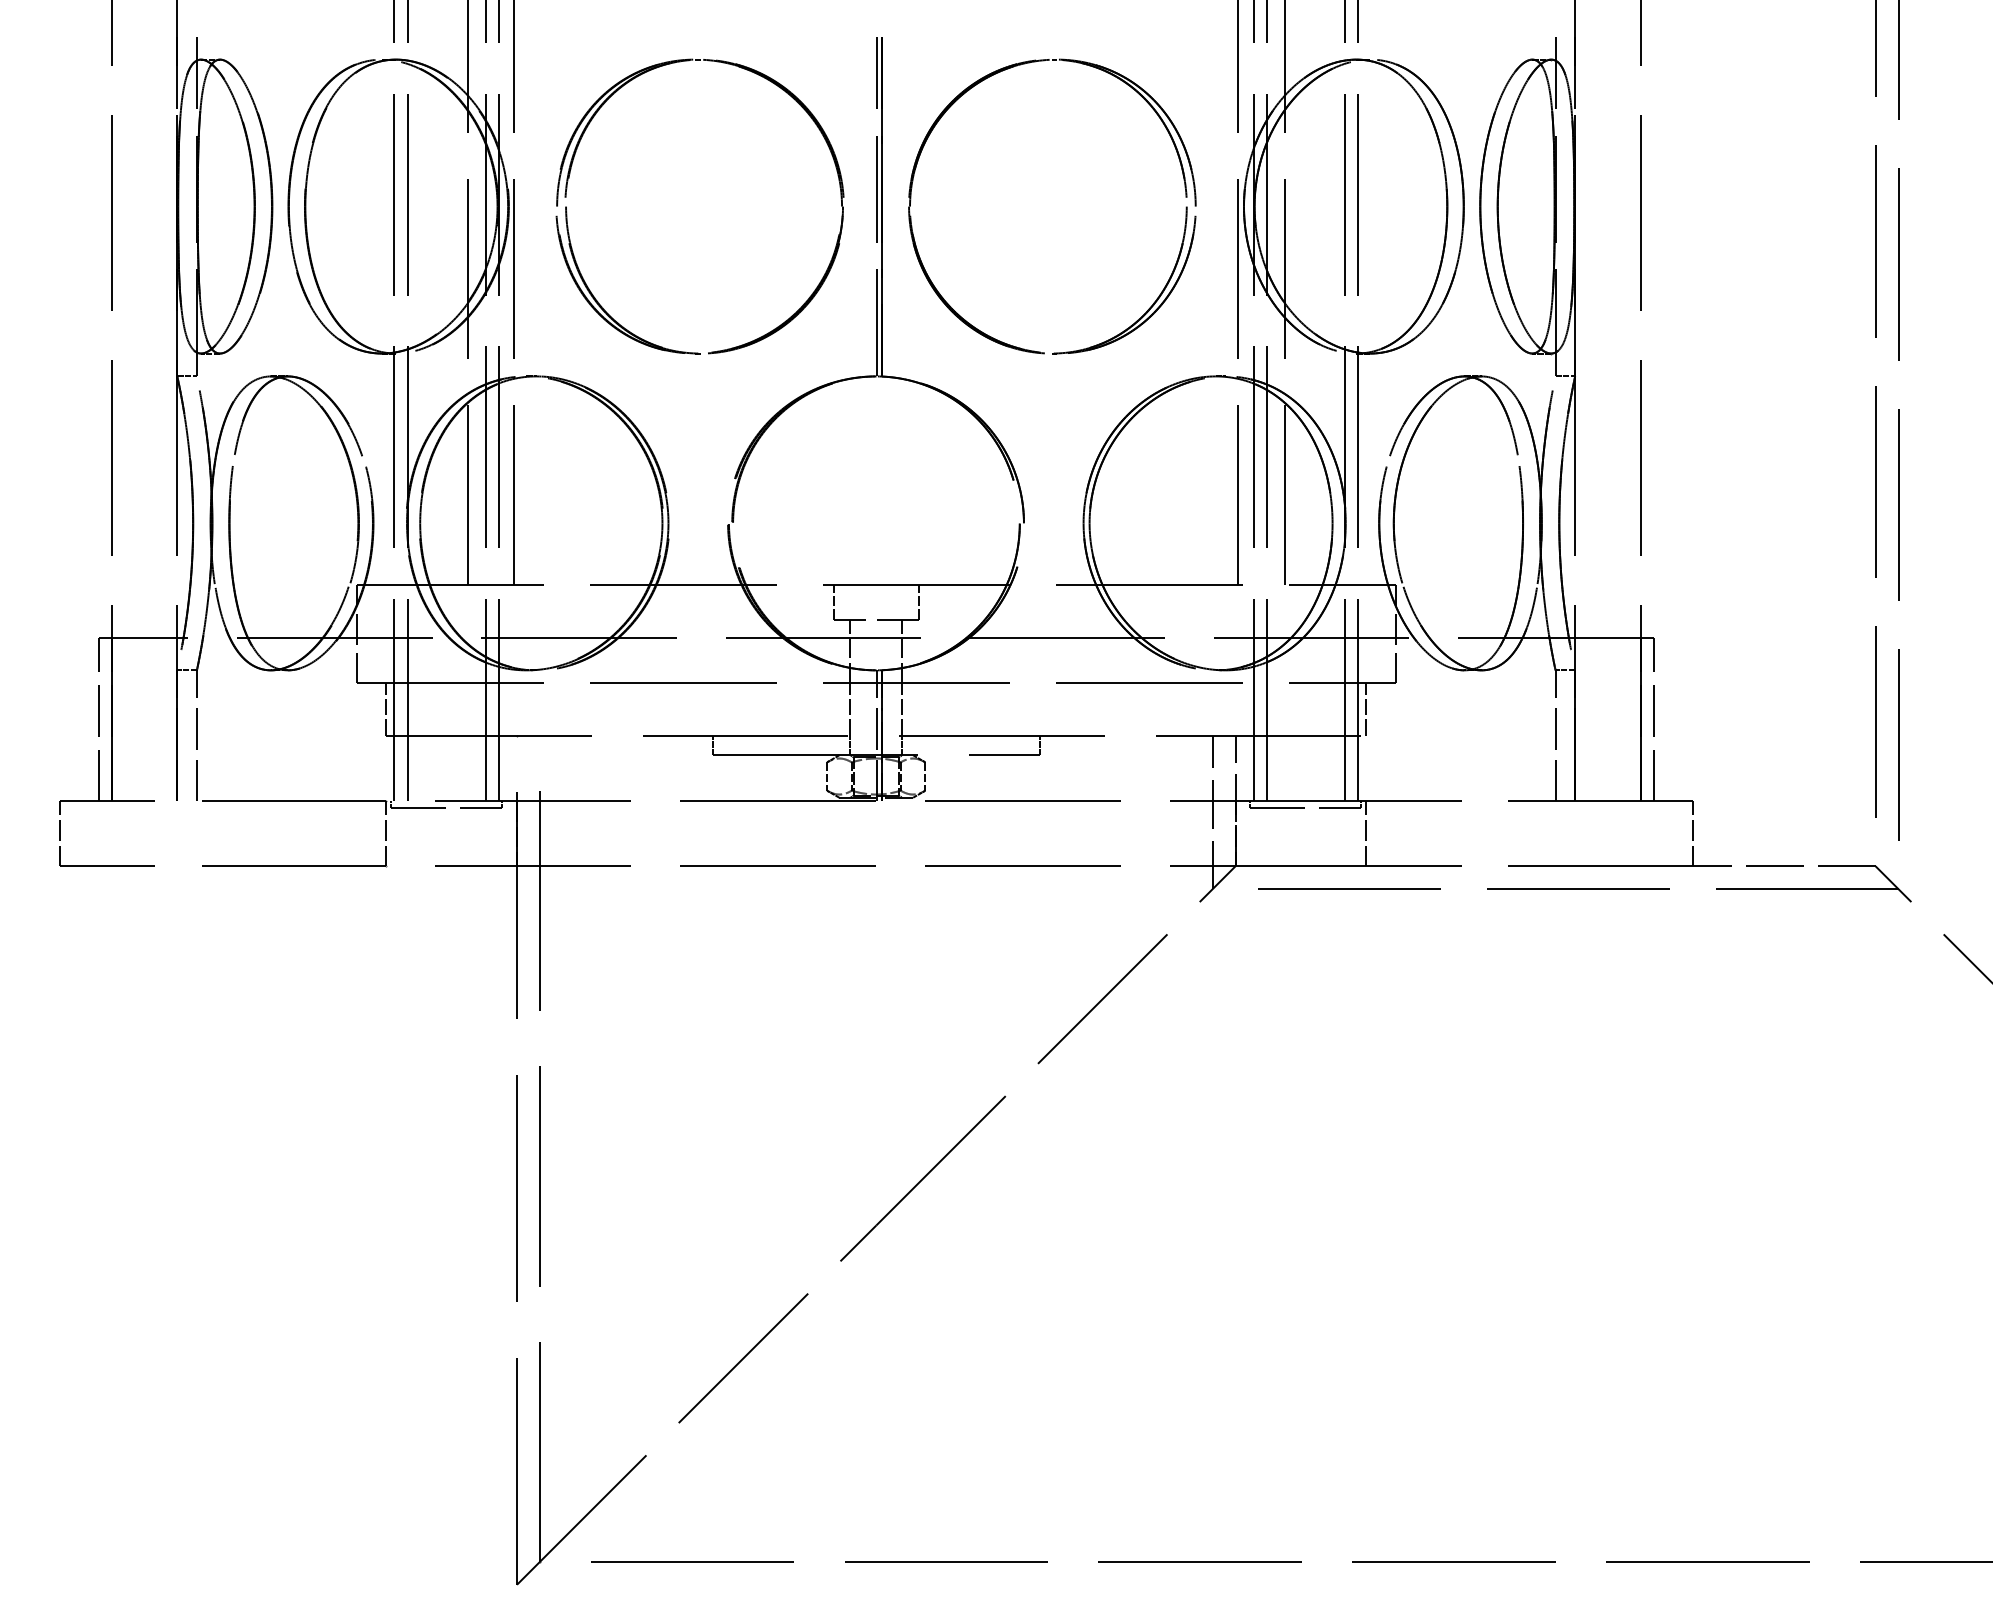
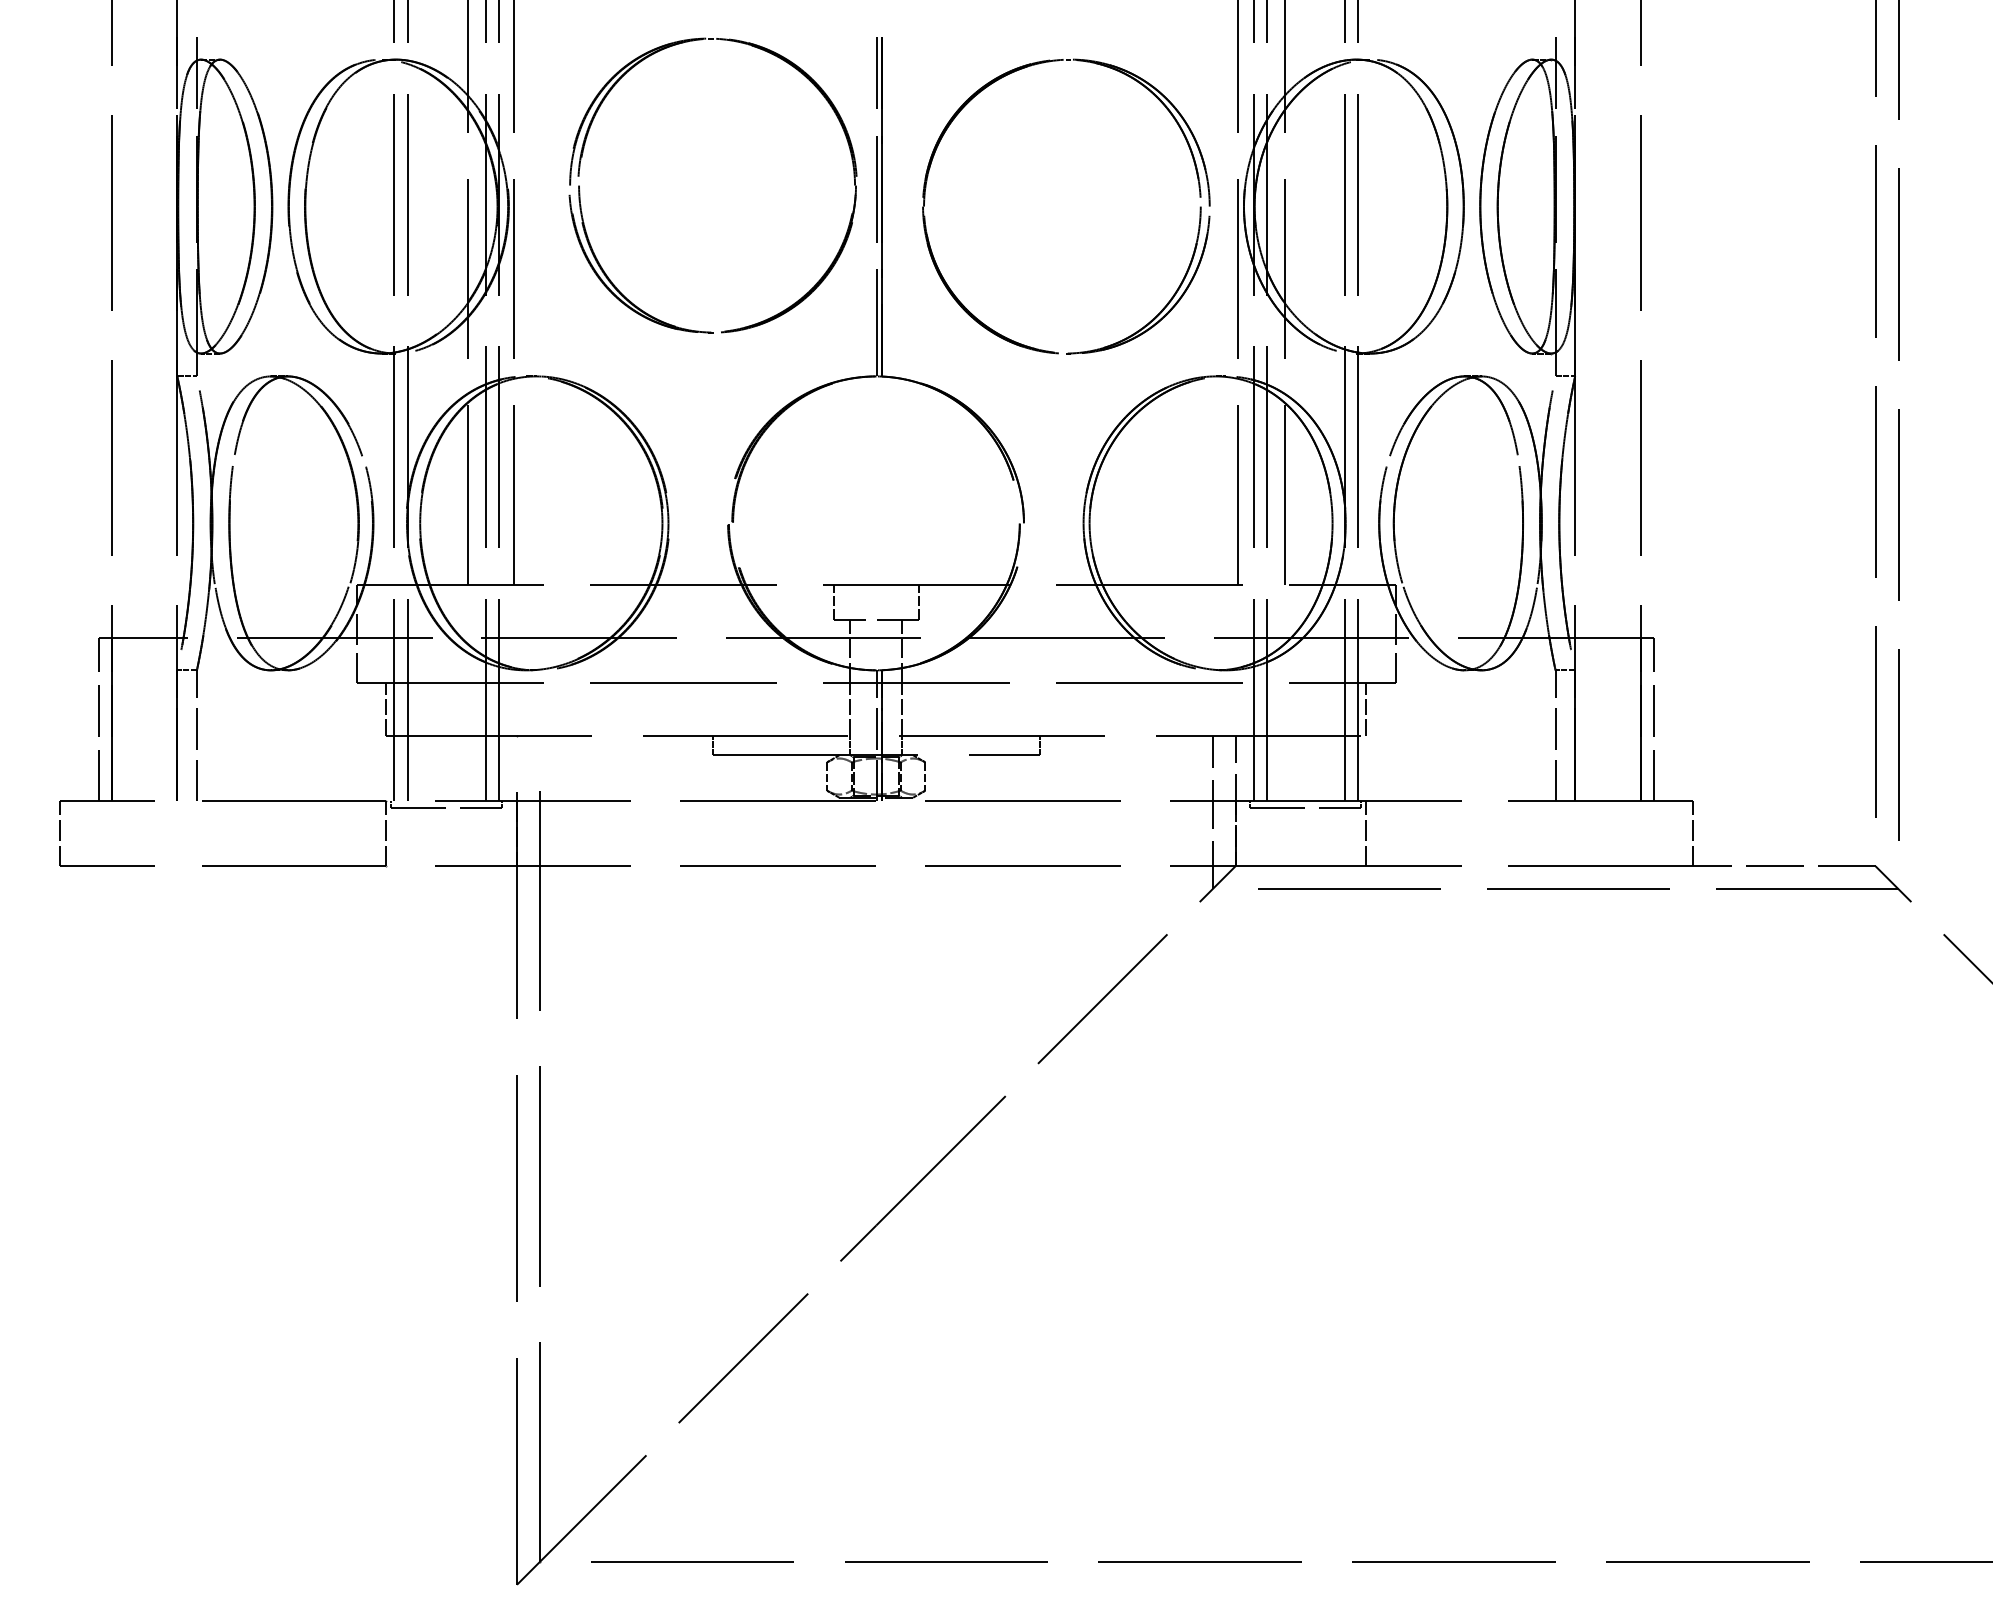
part position: (1185, 207) -> (1199, 207) (1199, 207)
part position: (567, 212) -> (580, 191) (580, 191)
